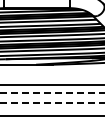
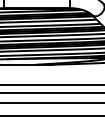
line: dashed -> solid (52, 92)
line: dashed -> solid (52, 102)
